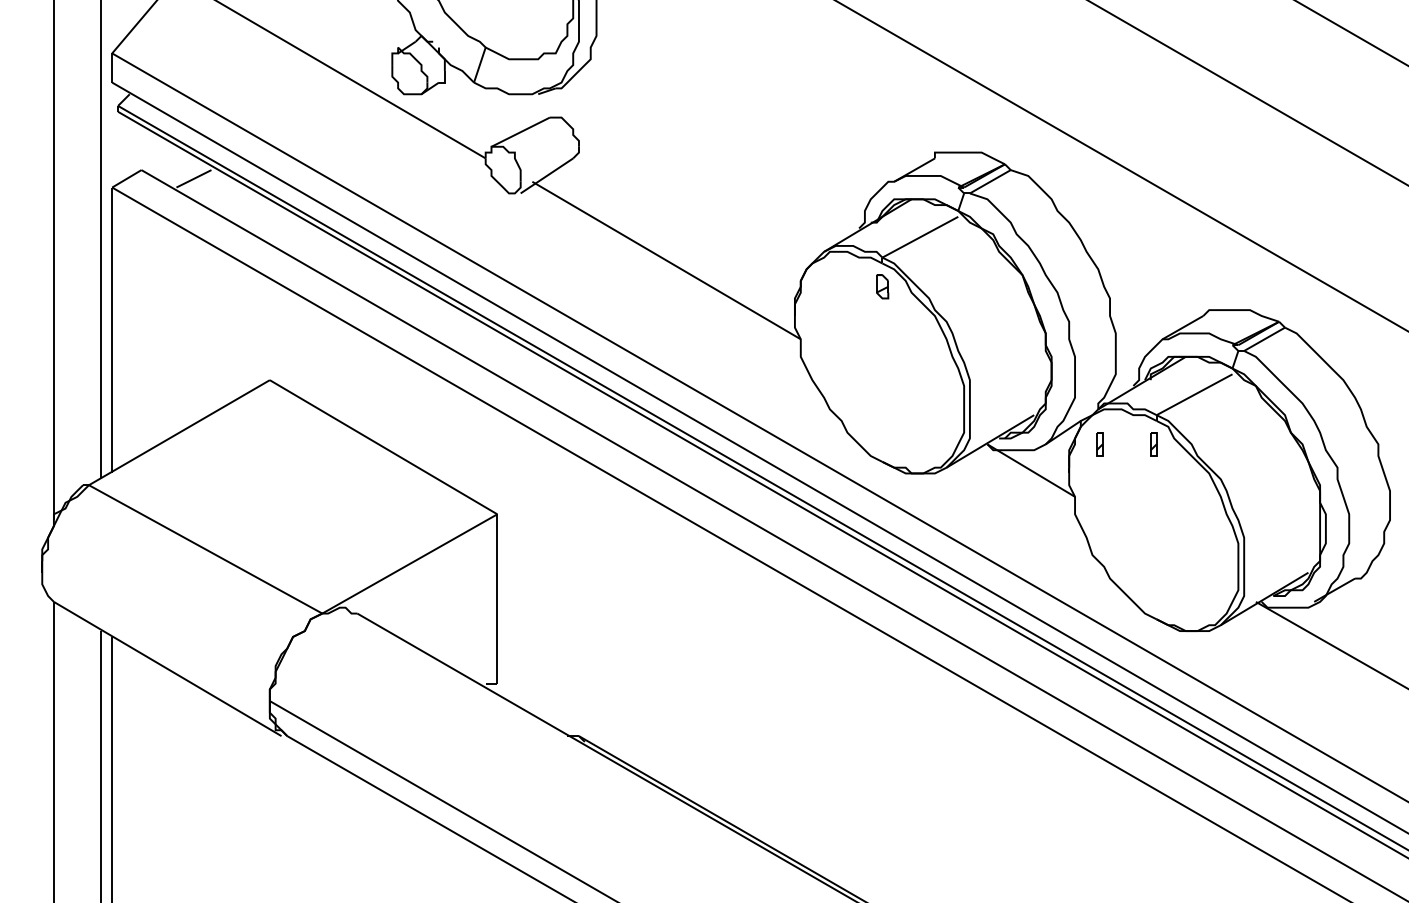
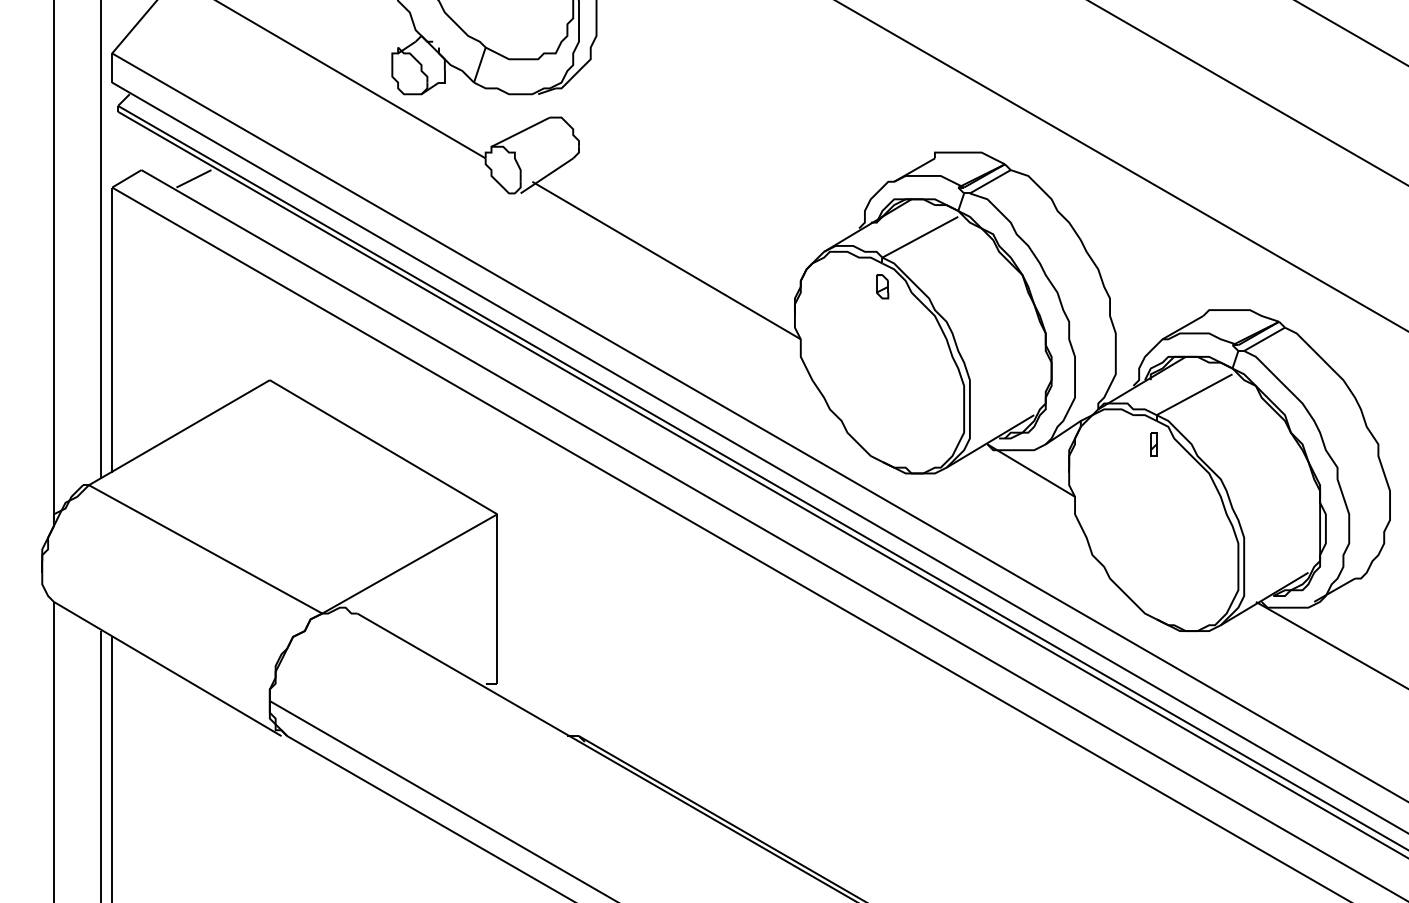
part: present -> none (1099, 444)
